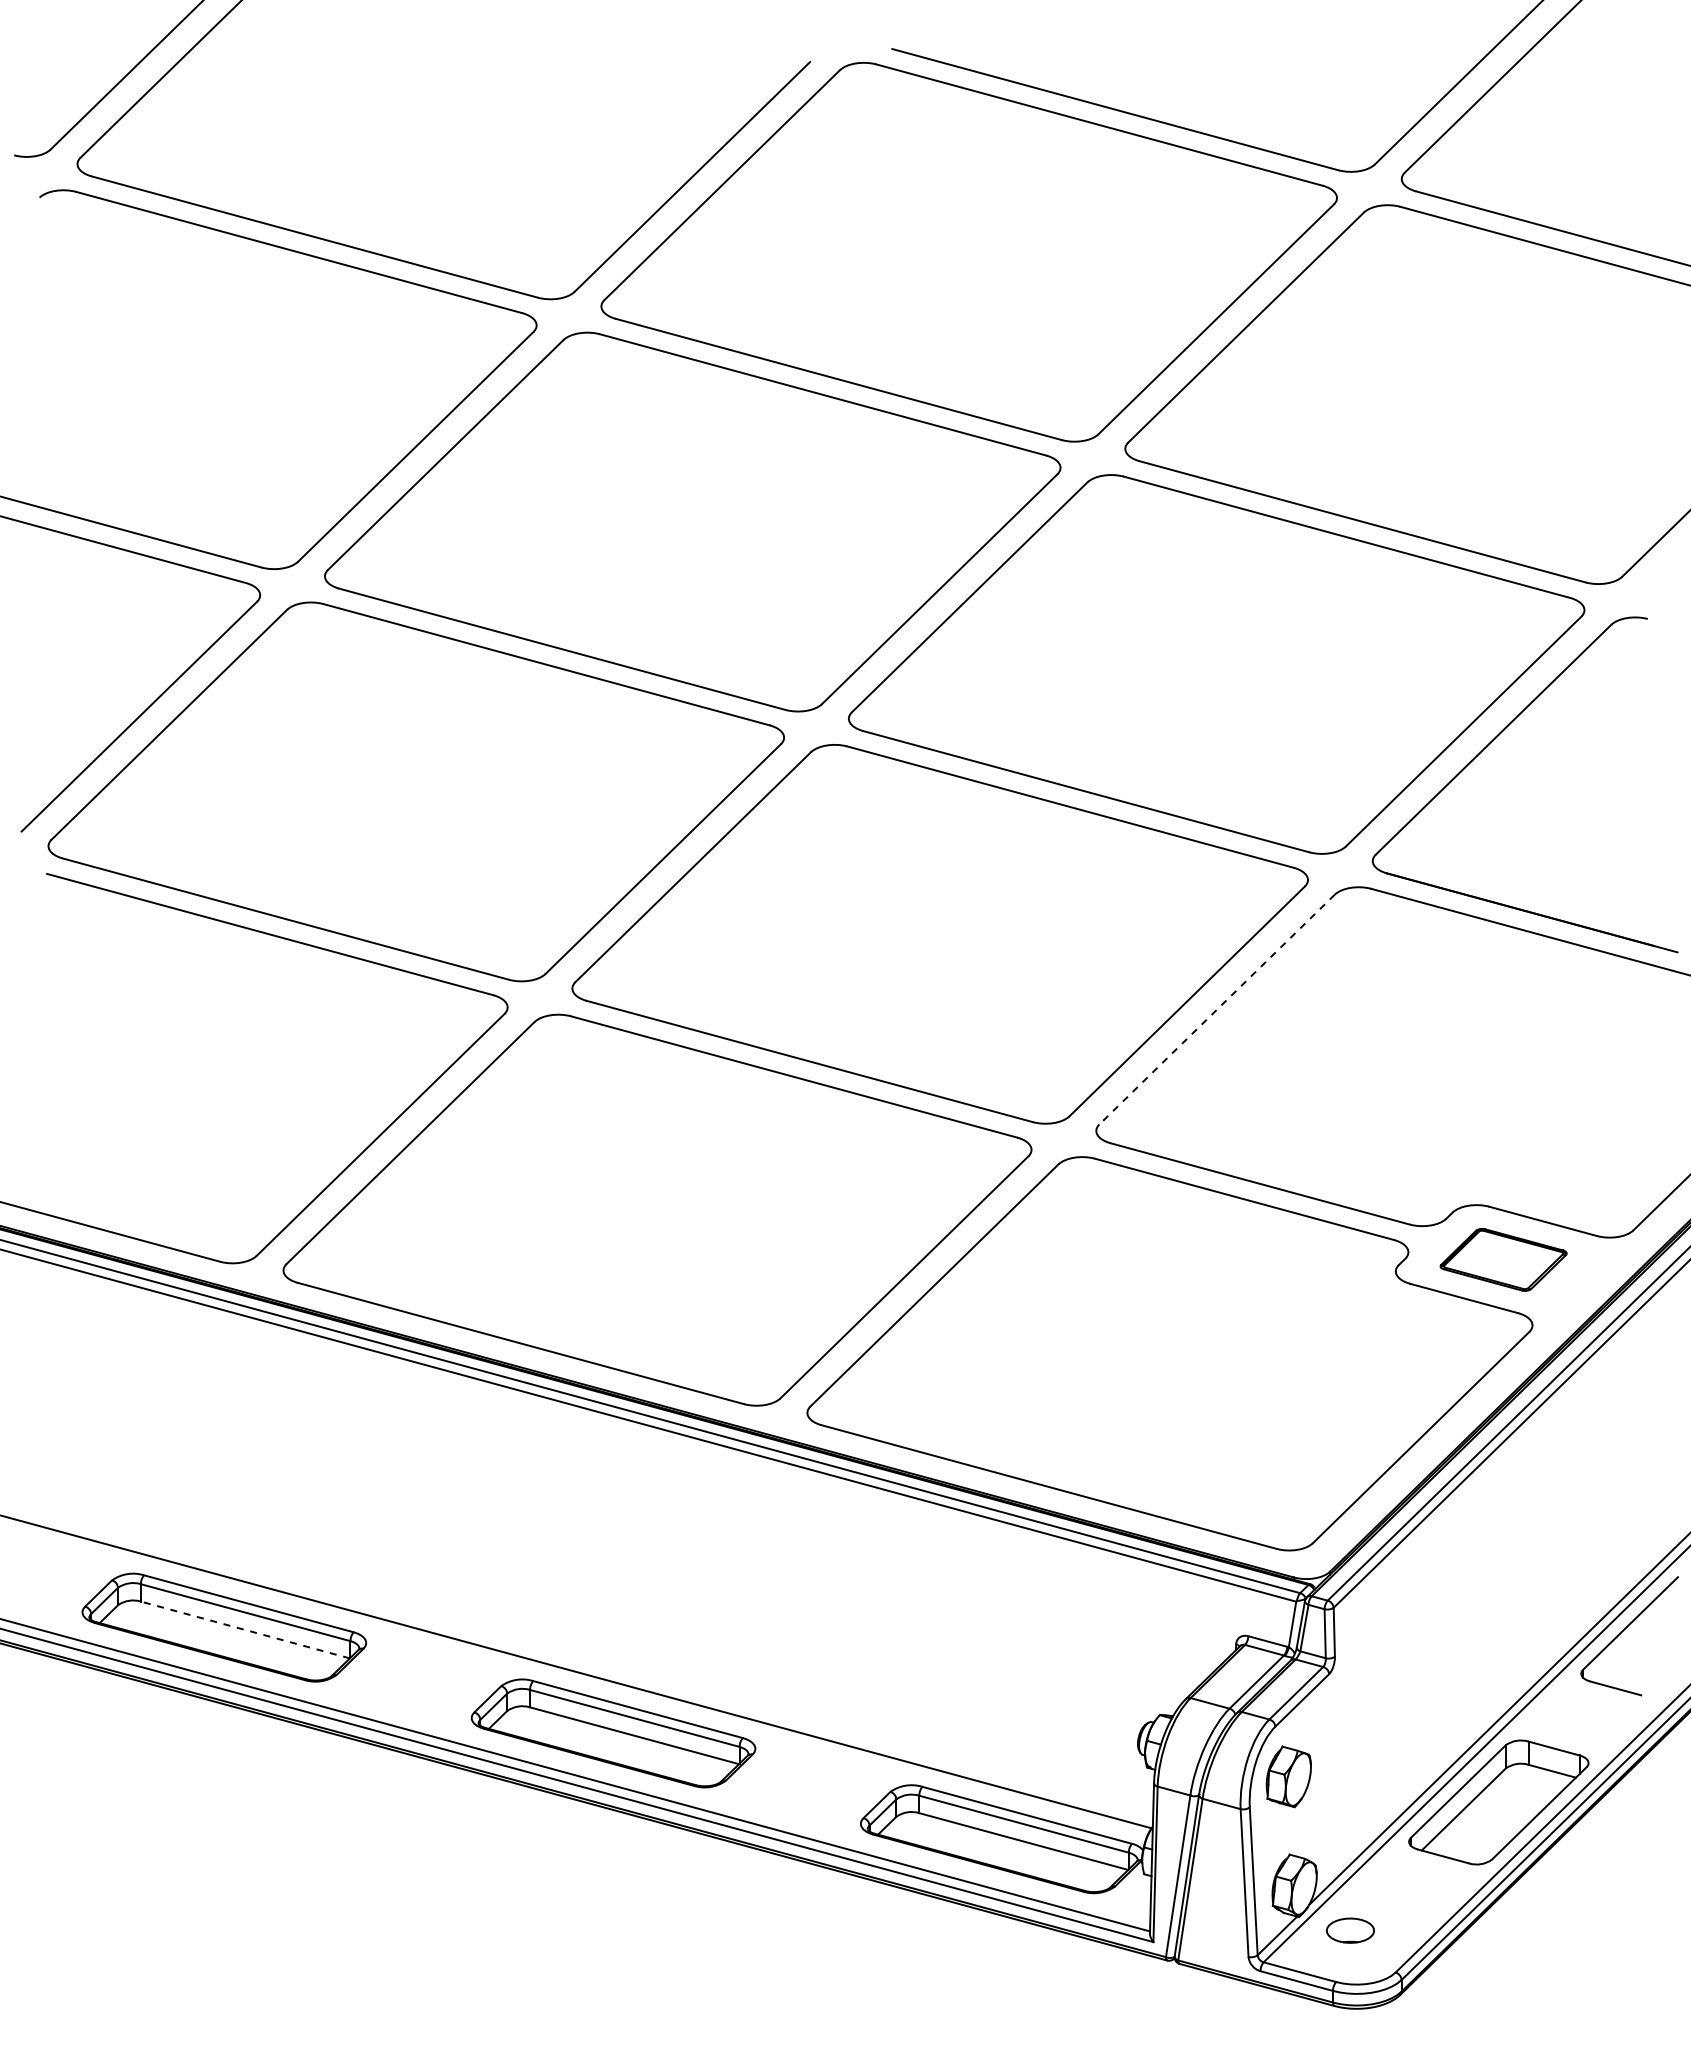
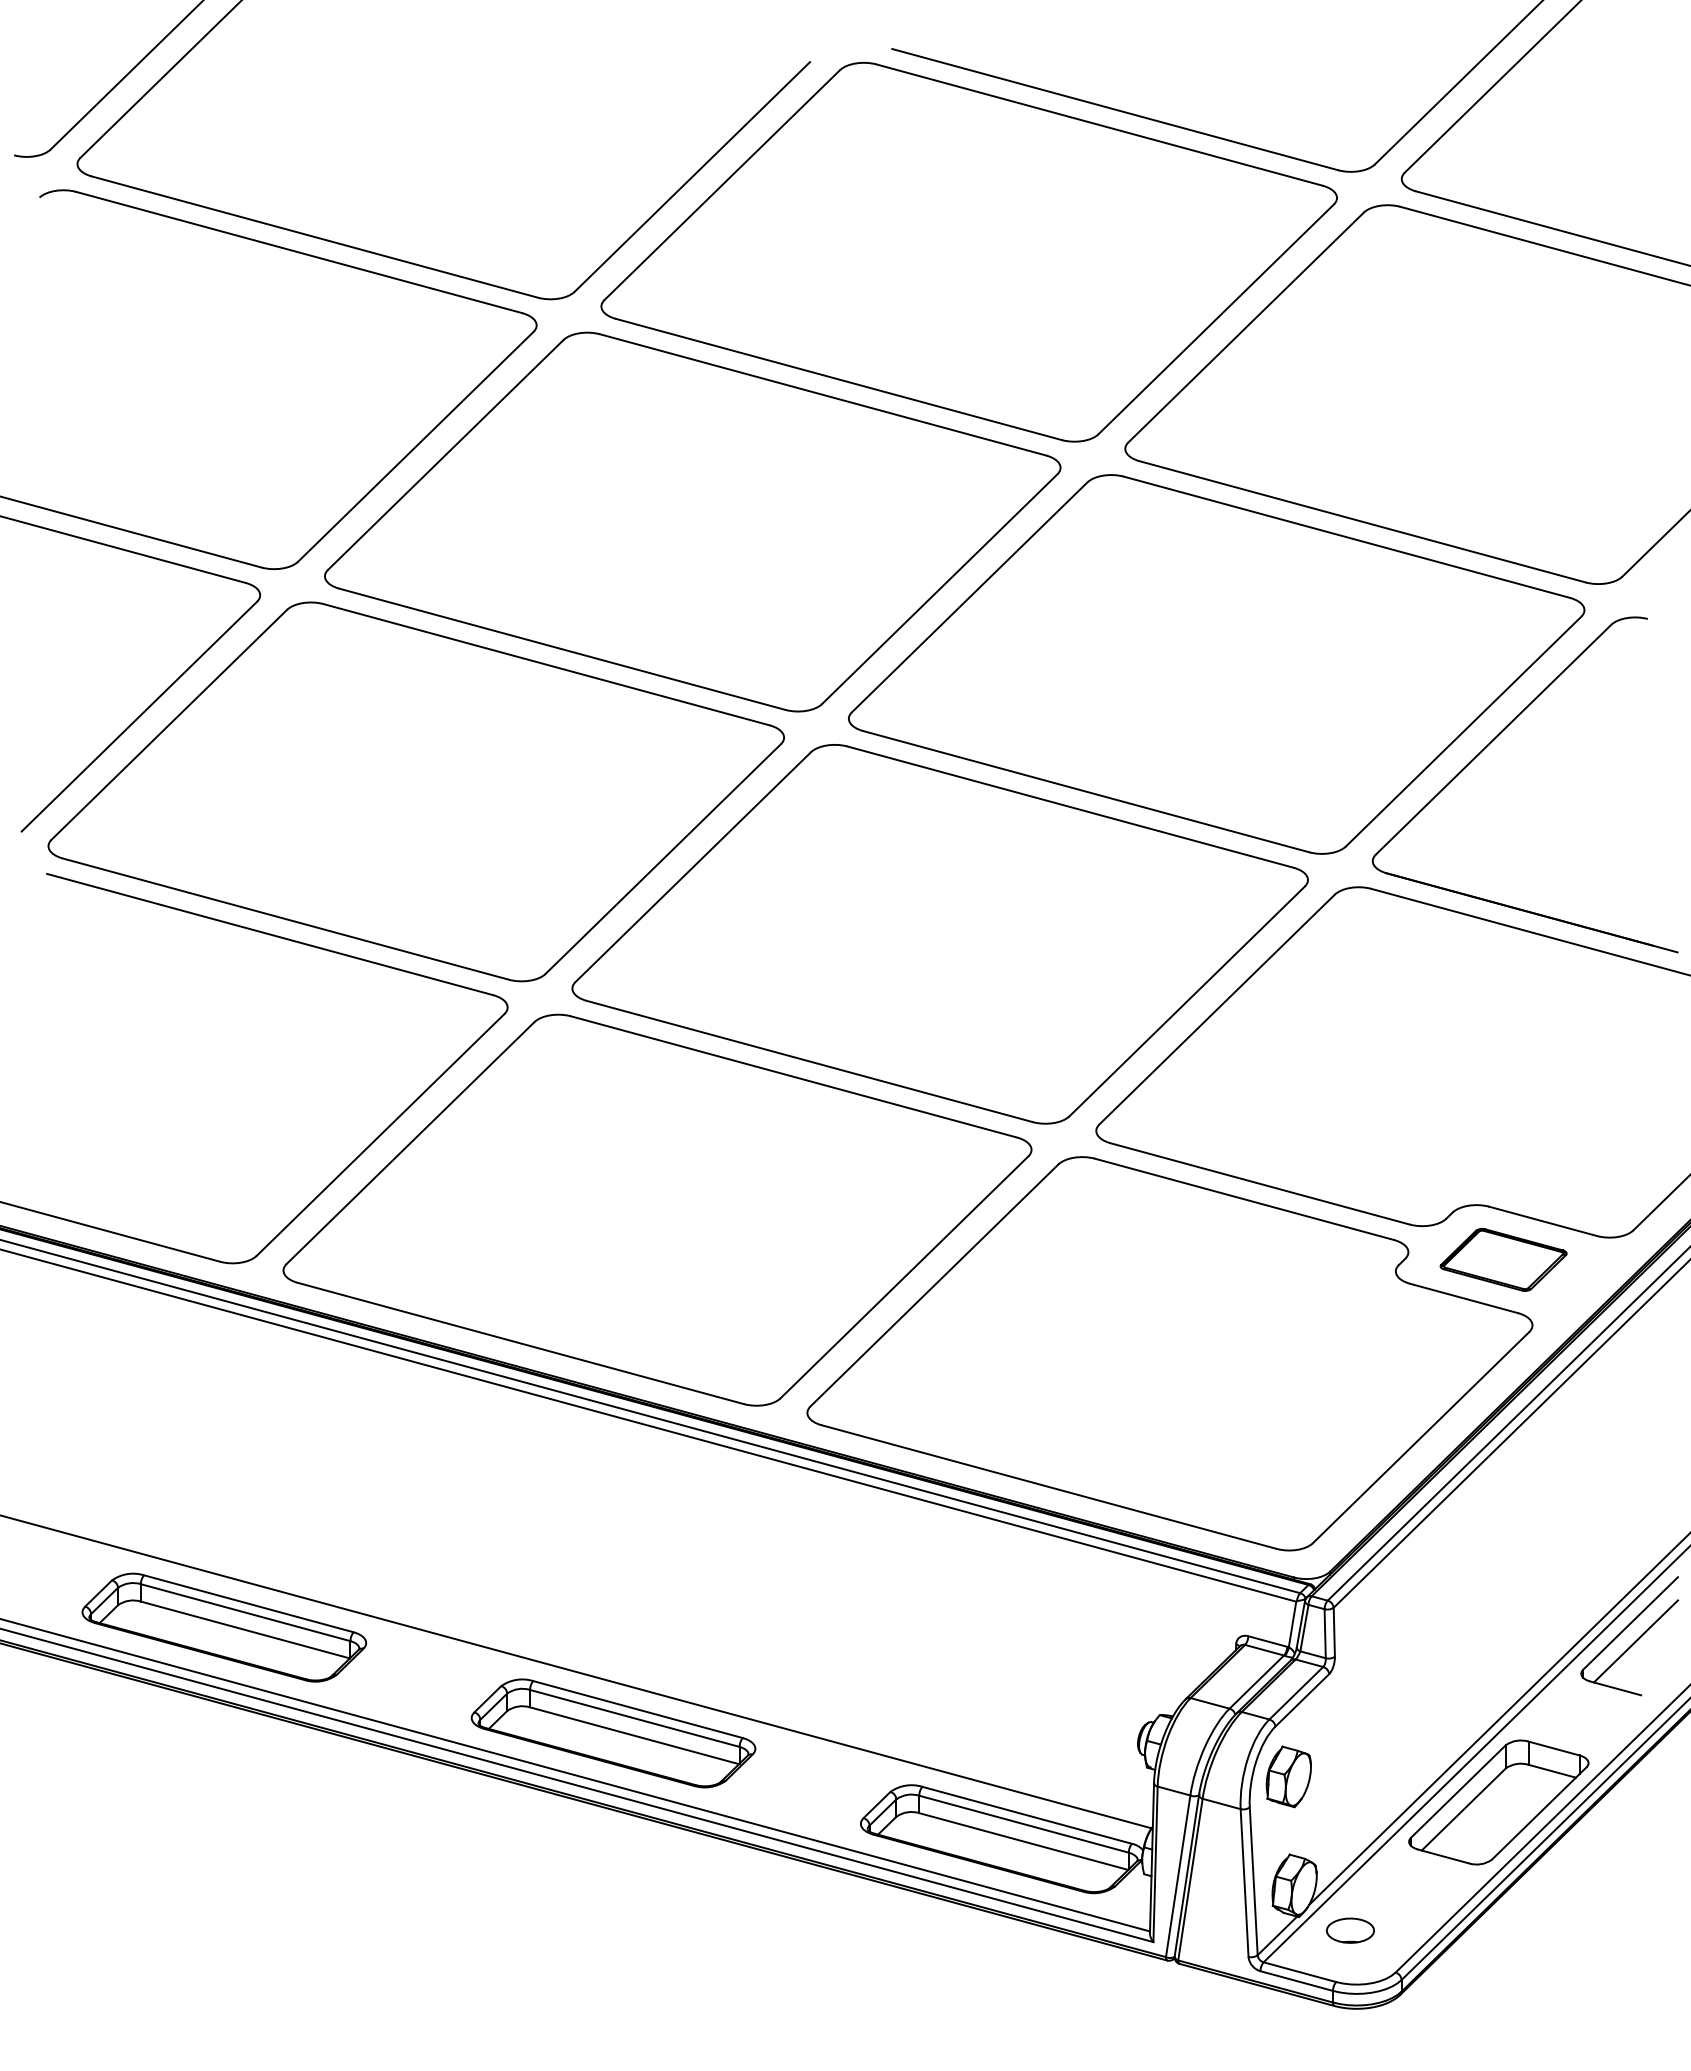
line: dashed -> solid (1216, 1009)
line: dashed -> solid (244, 1629)
line: none -> present (1635, 1641)
